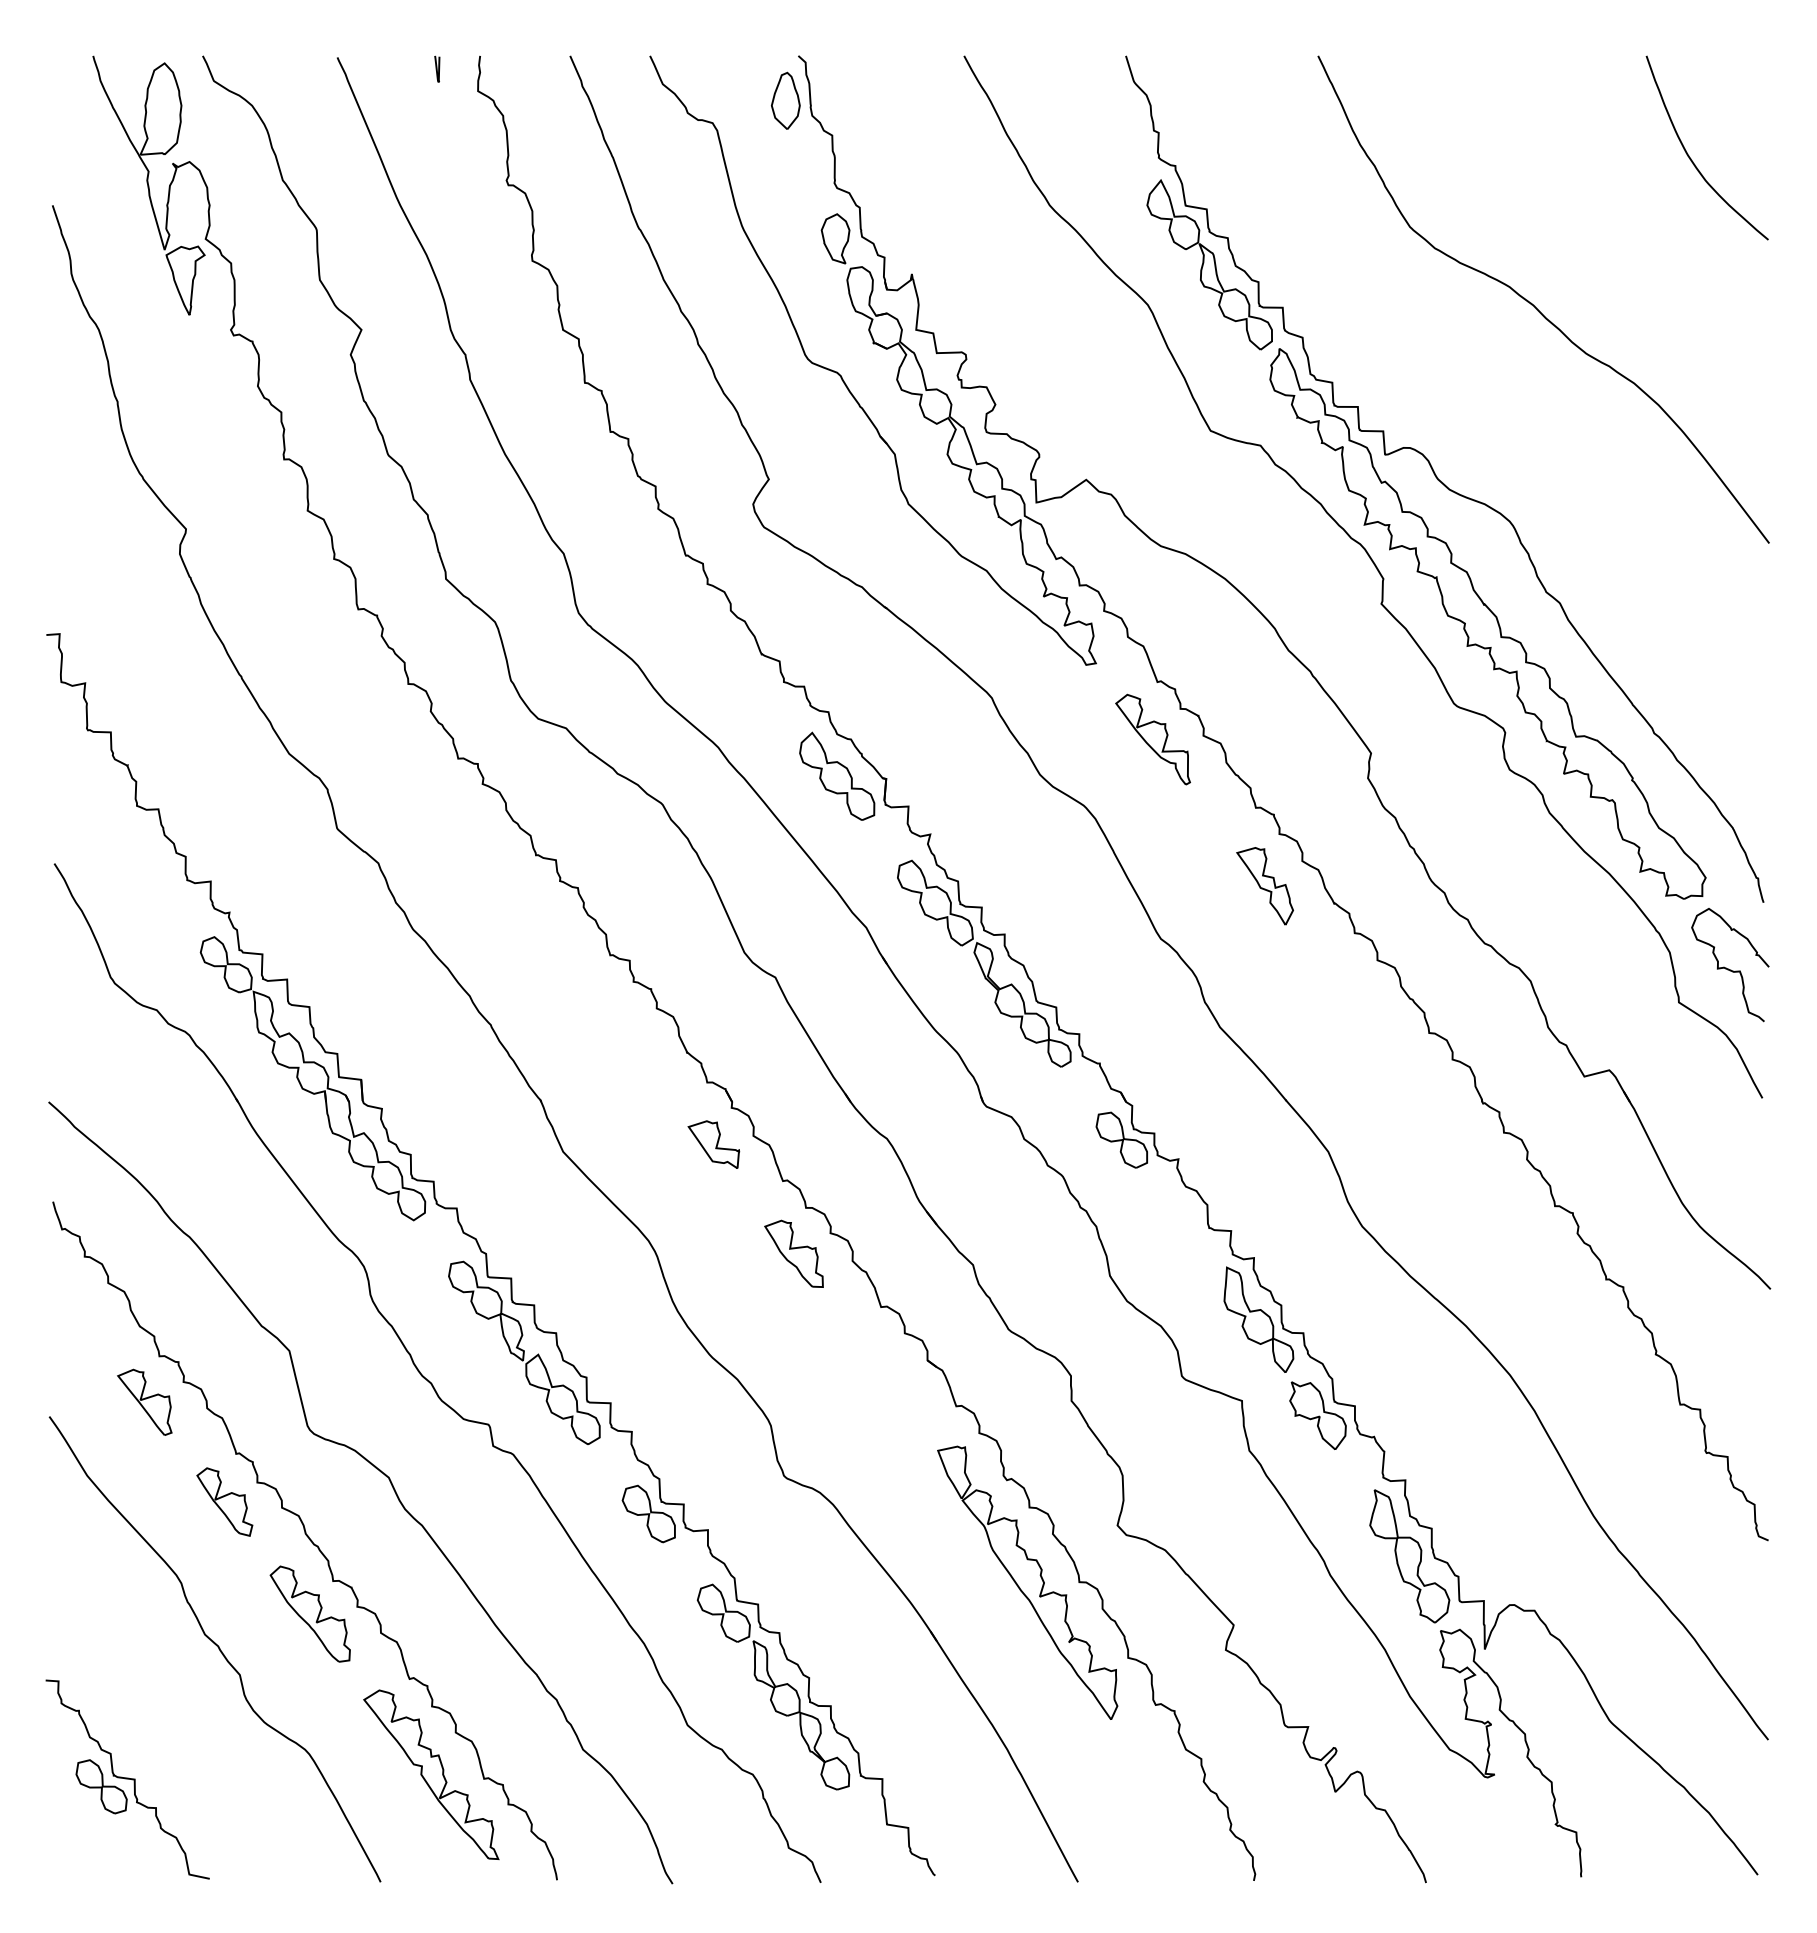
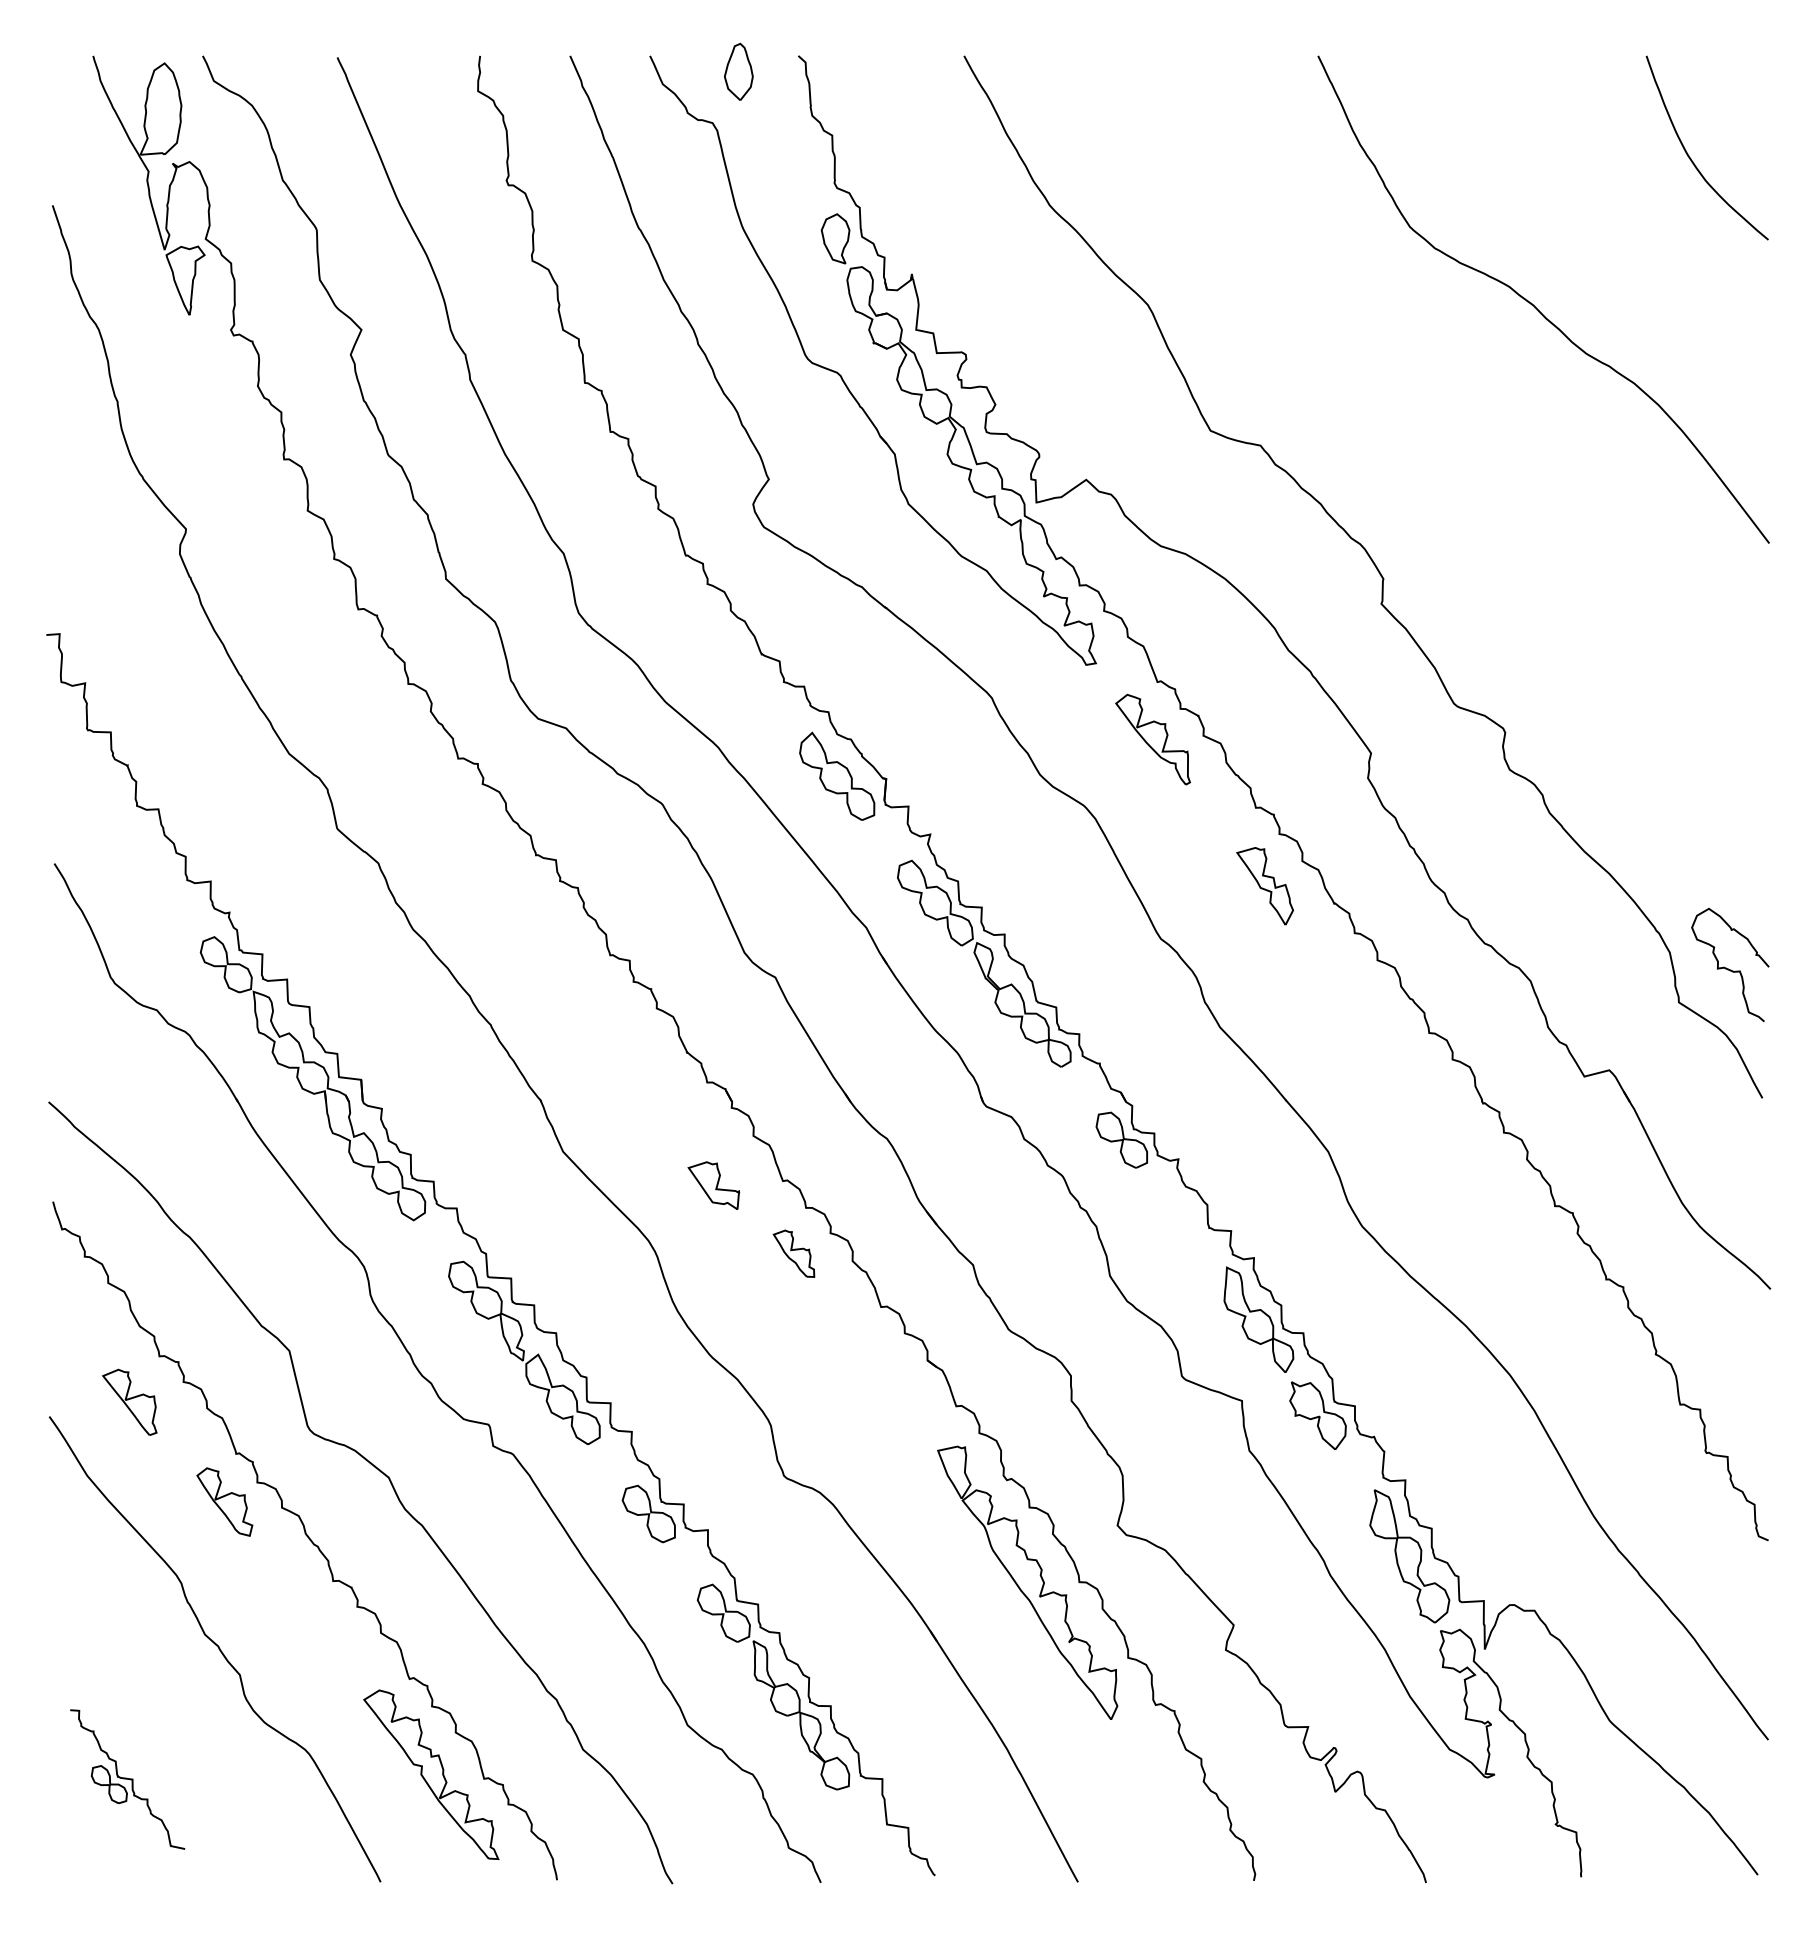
curve: present -> none (437, 68)
part position: (785, 100) -> (738, 71) (738, 71)
part: present -> none (1444, 478)
part position: (713, 1144) -> (713, 1185) (713, 1185)
part size: 60x69 px -> 44x49 px (793, 1253)
part position: (144, 1401) -> (129, 1401) (129, 1401)
part: present -> none (309, 1613)
part size: 165x201 px -> 116x141 px (127, 1779)
